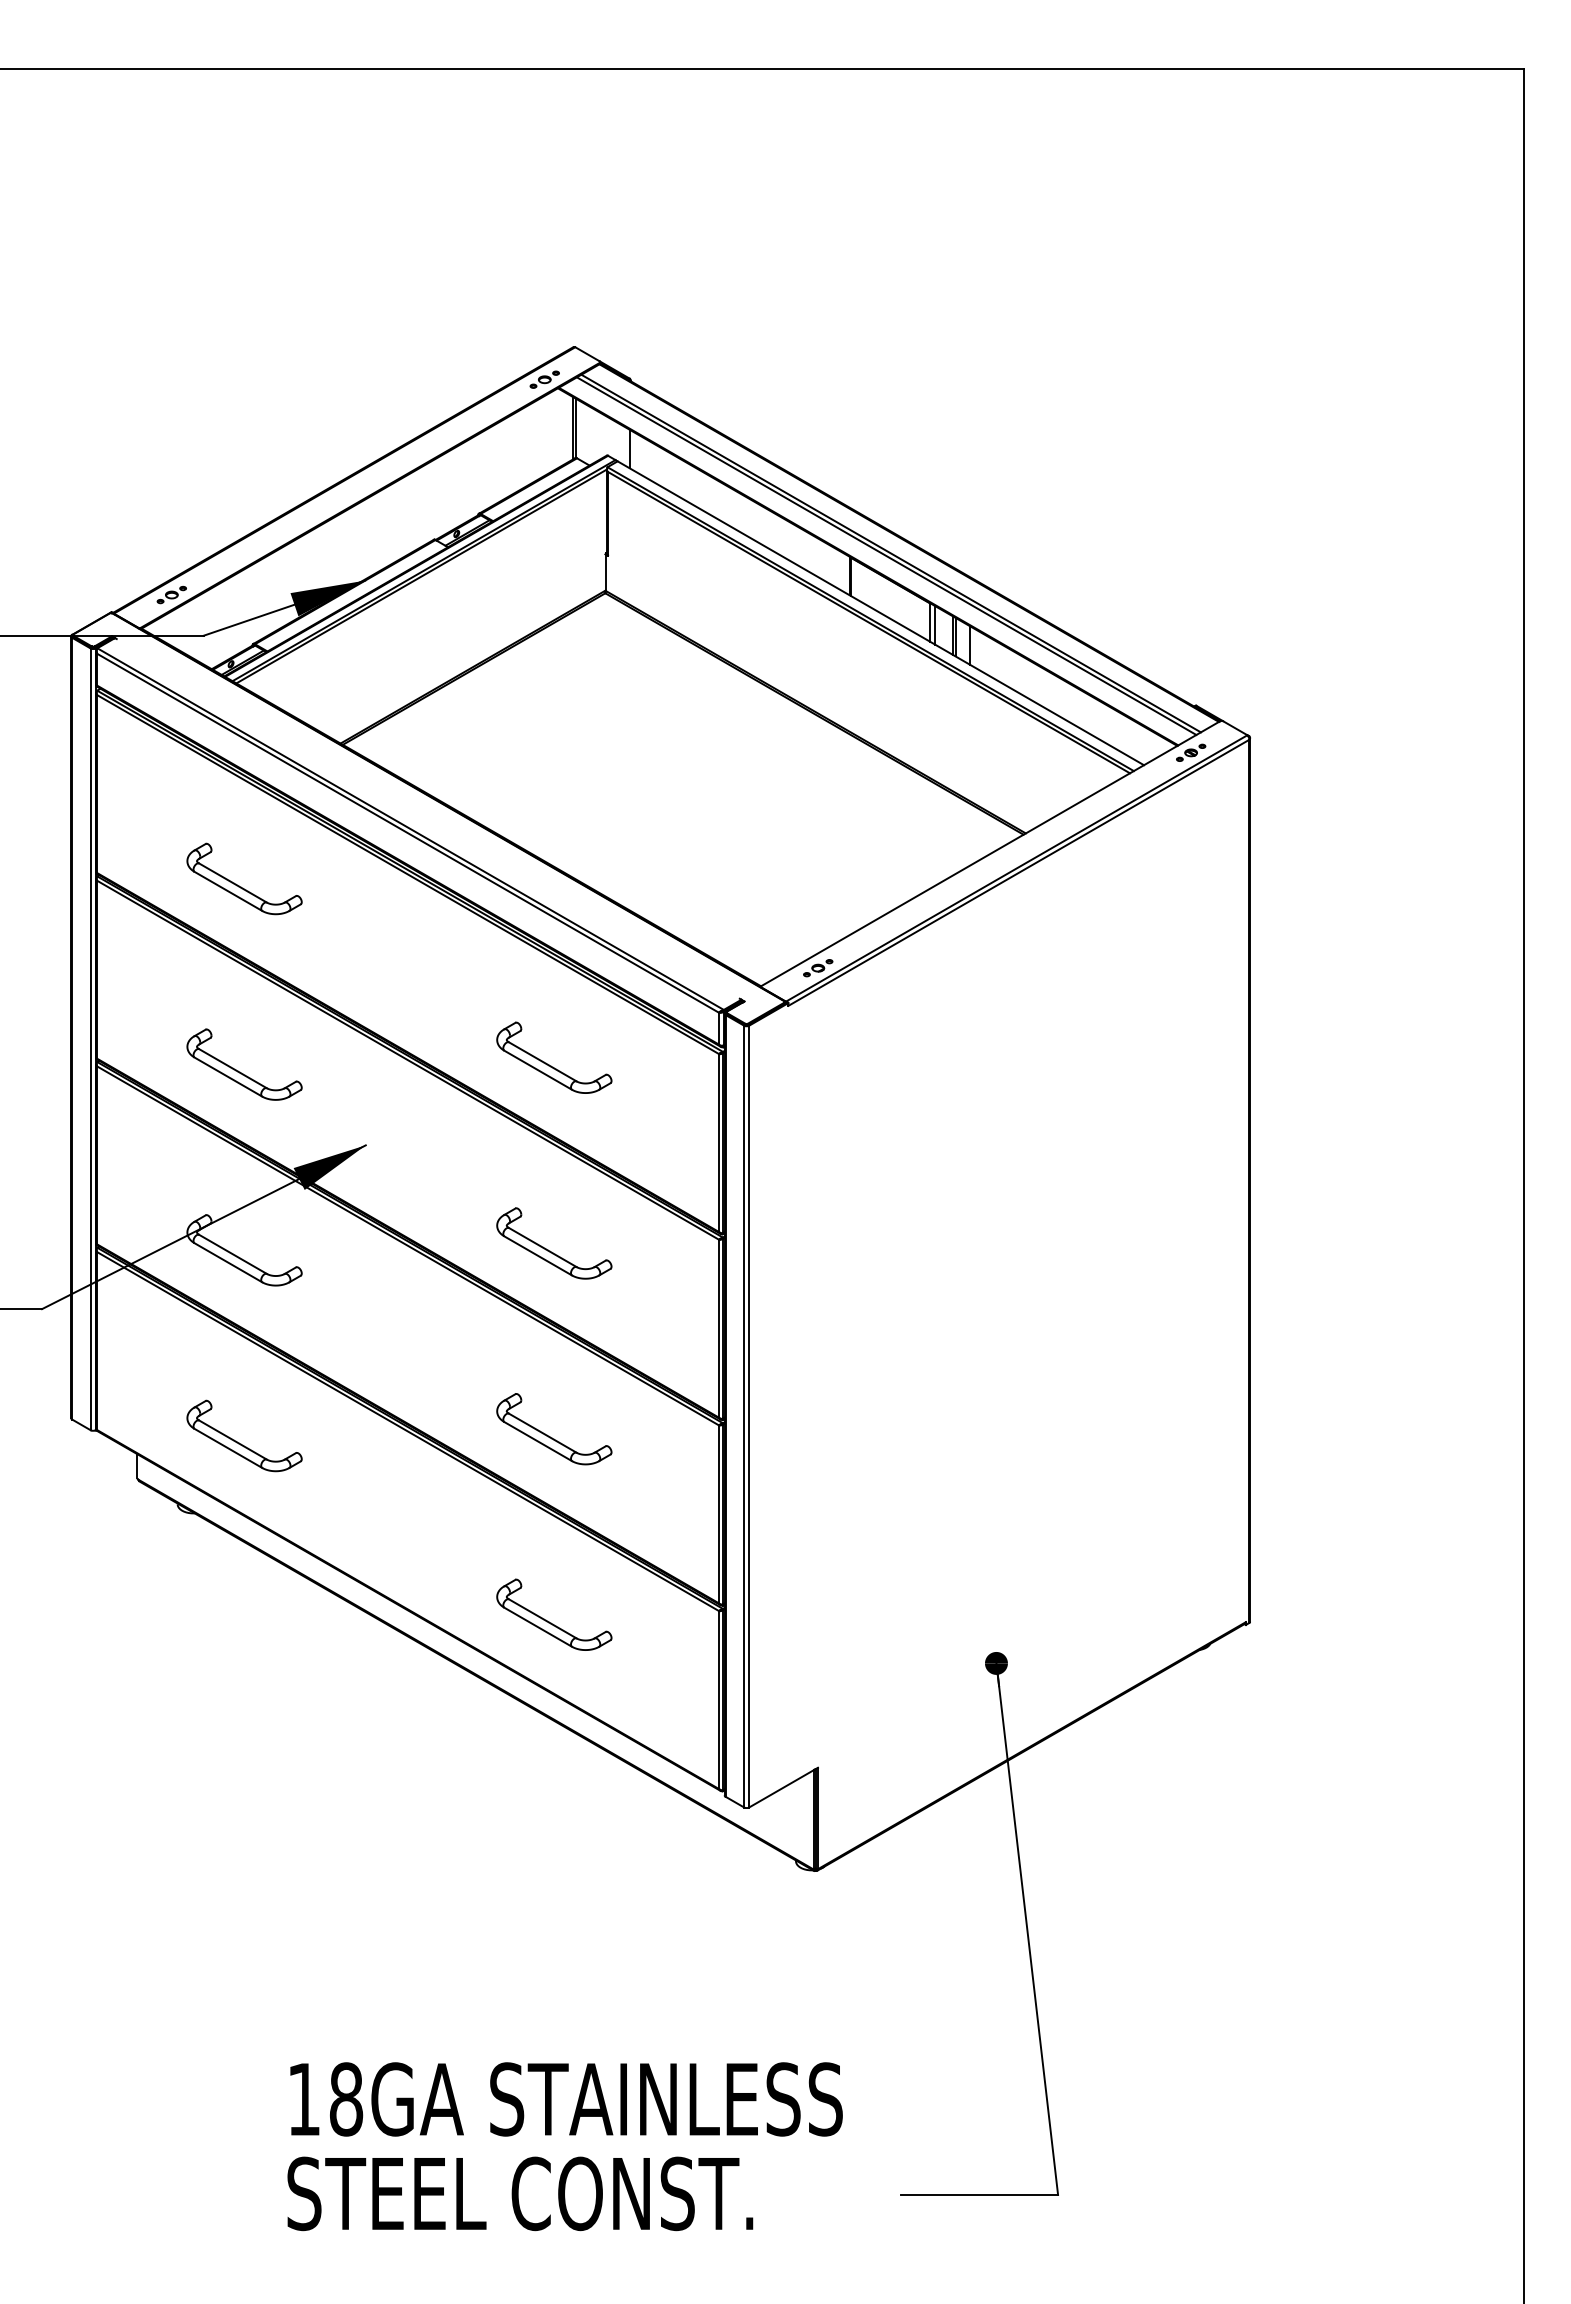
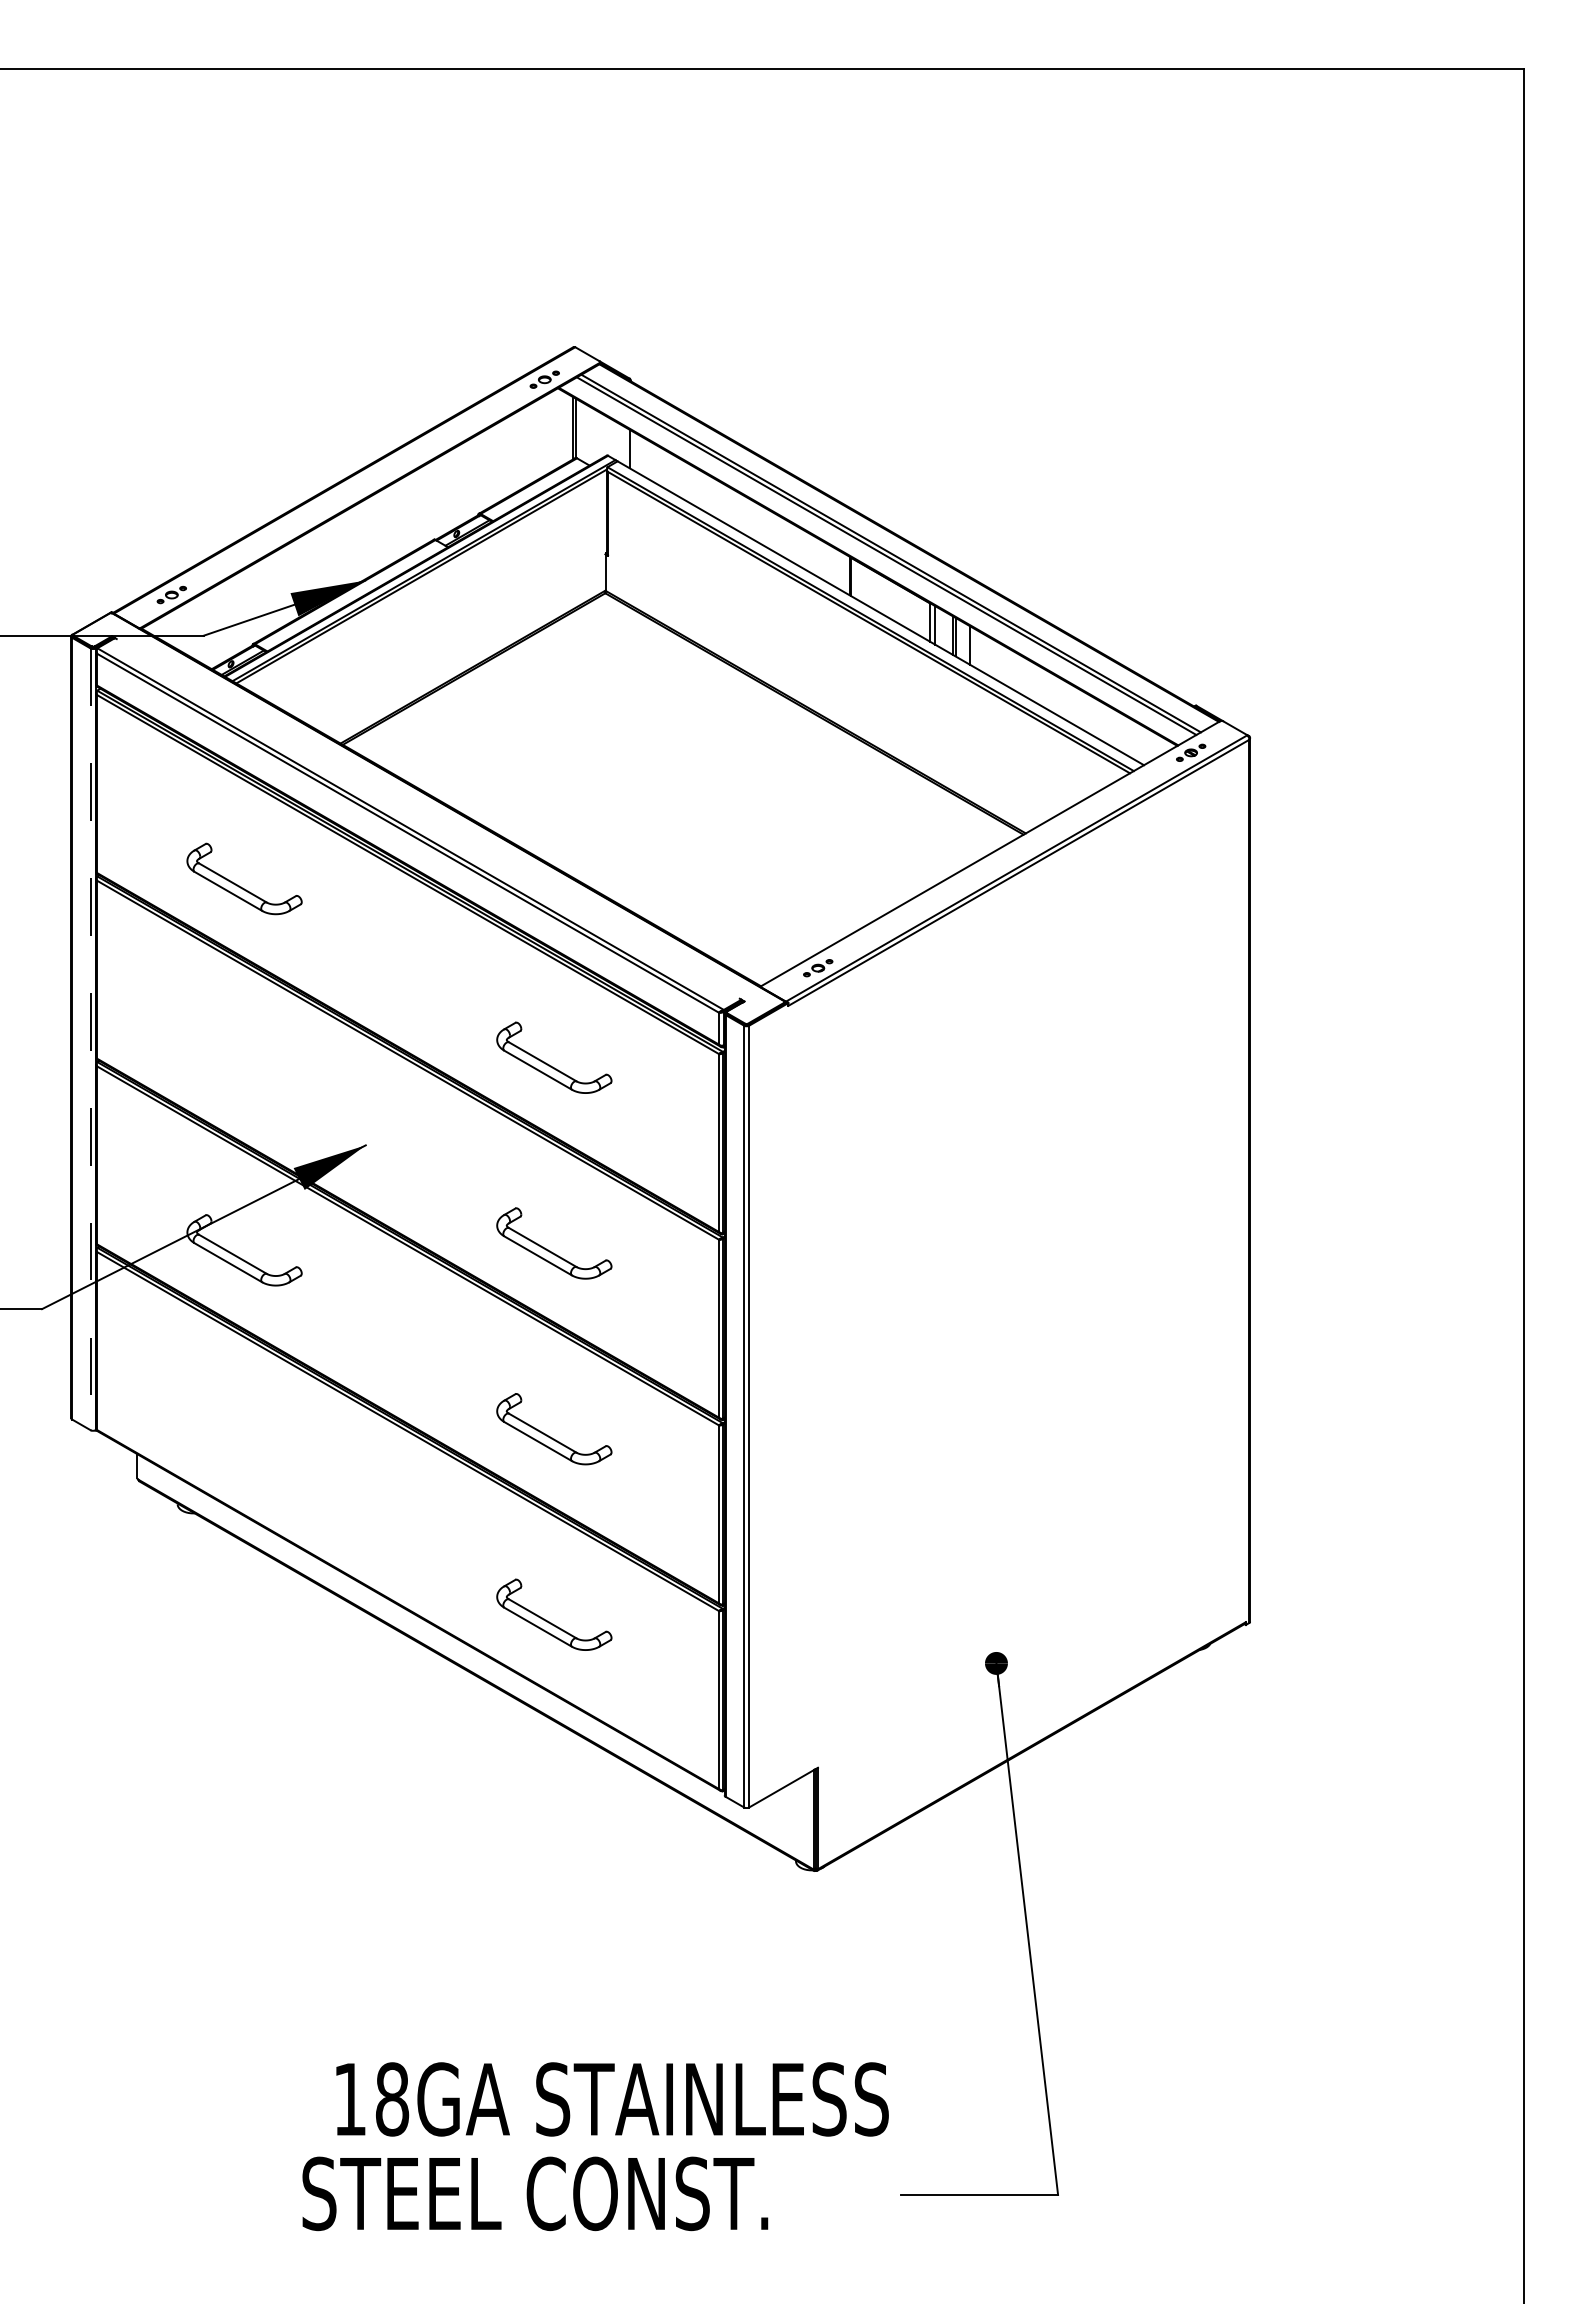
line: solid -> dashed (90, 1039)
part: present -> none (240, 1071)
part: present -> none (241, 1443)
text position: (566, 2099) -> (612, 2099) (612, 2099)
text position: (520, 2193) -> (535, 2193) (535, 2193)
